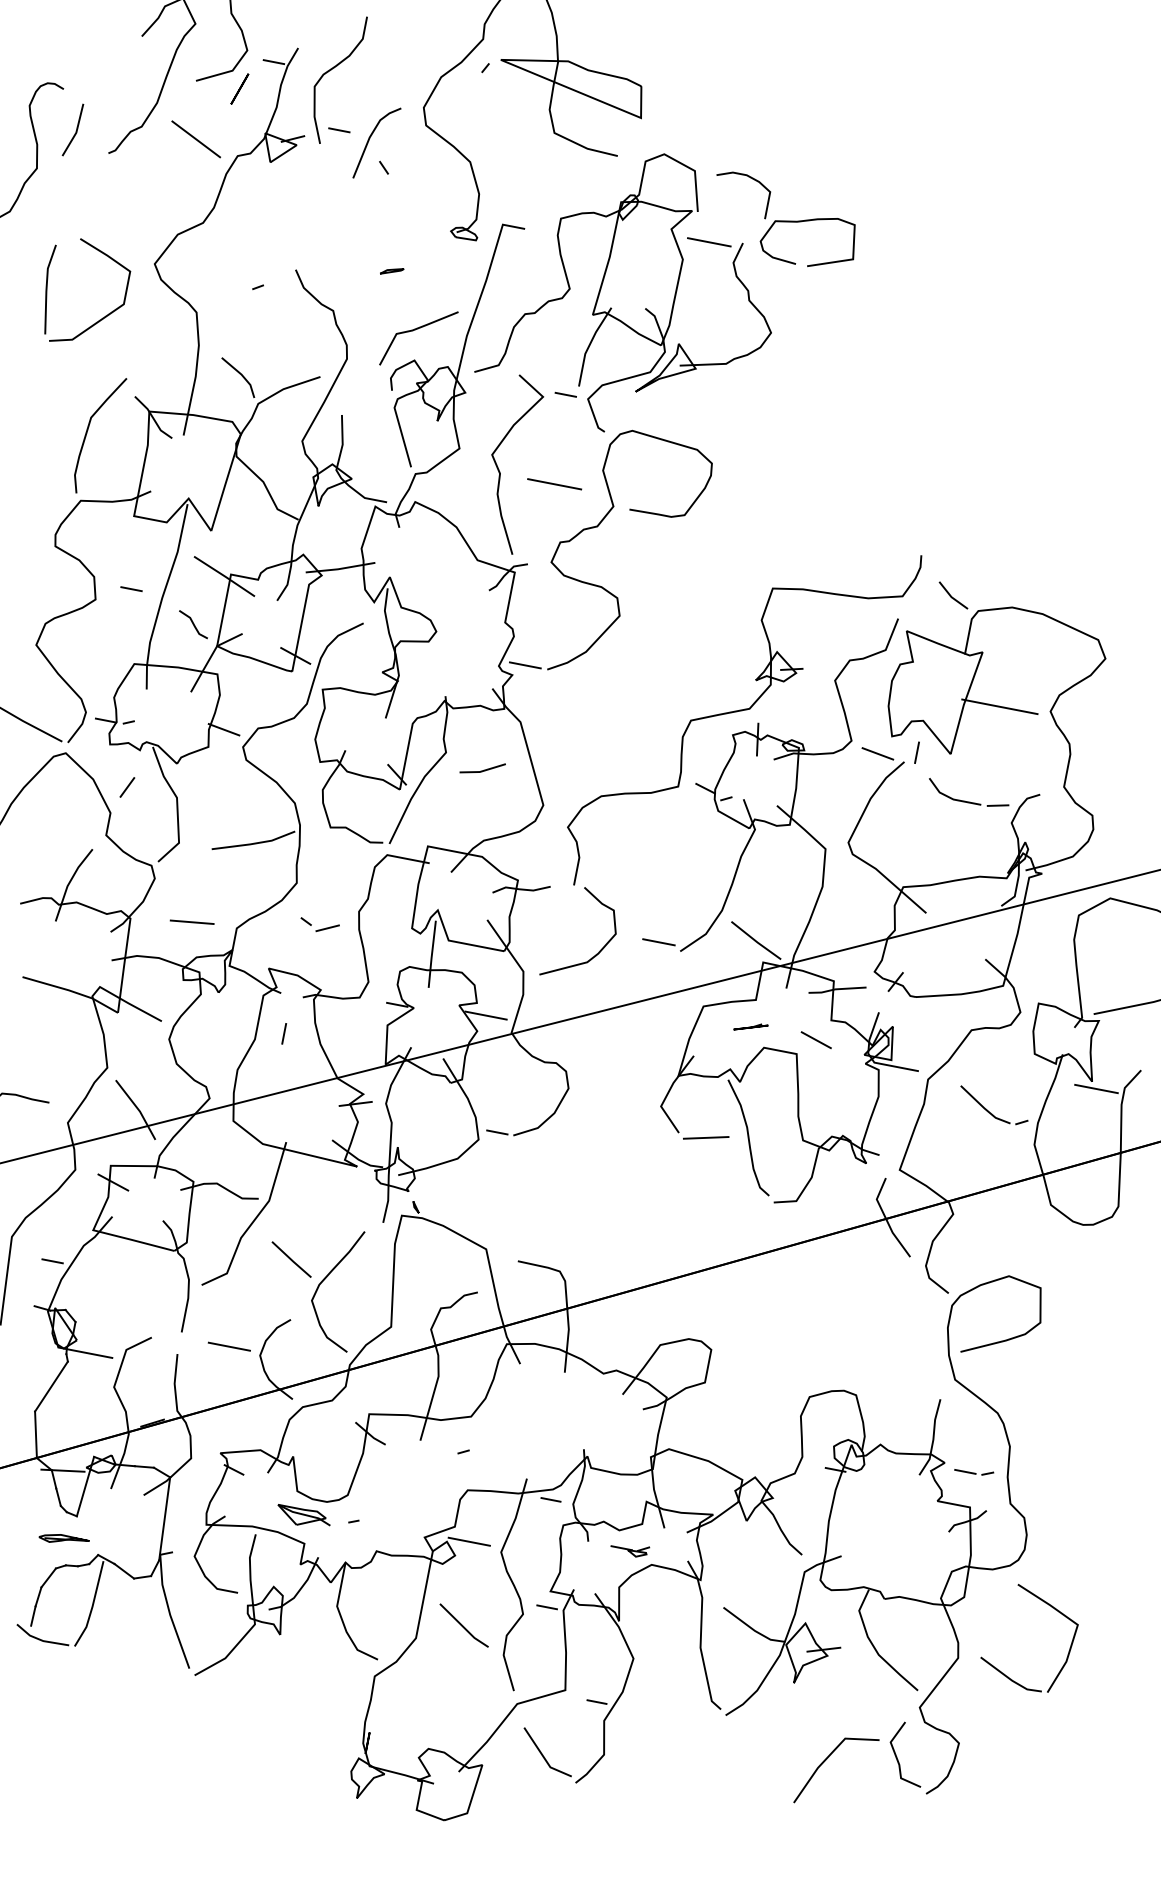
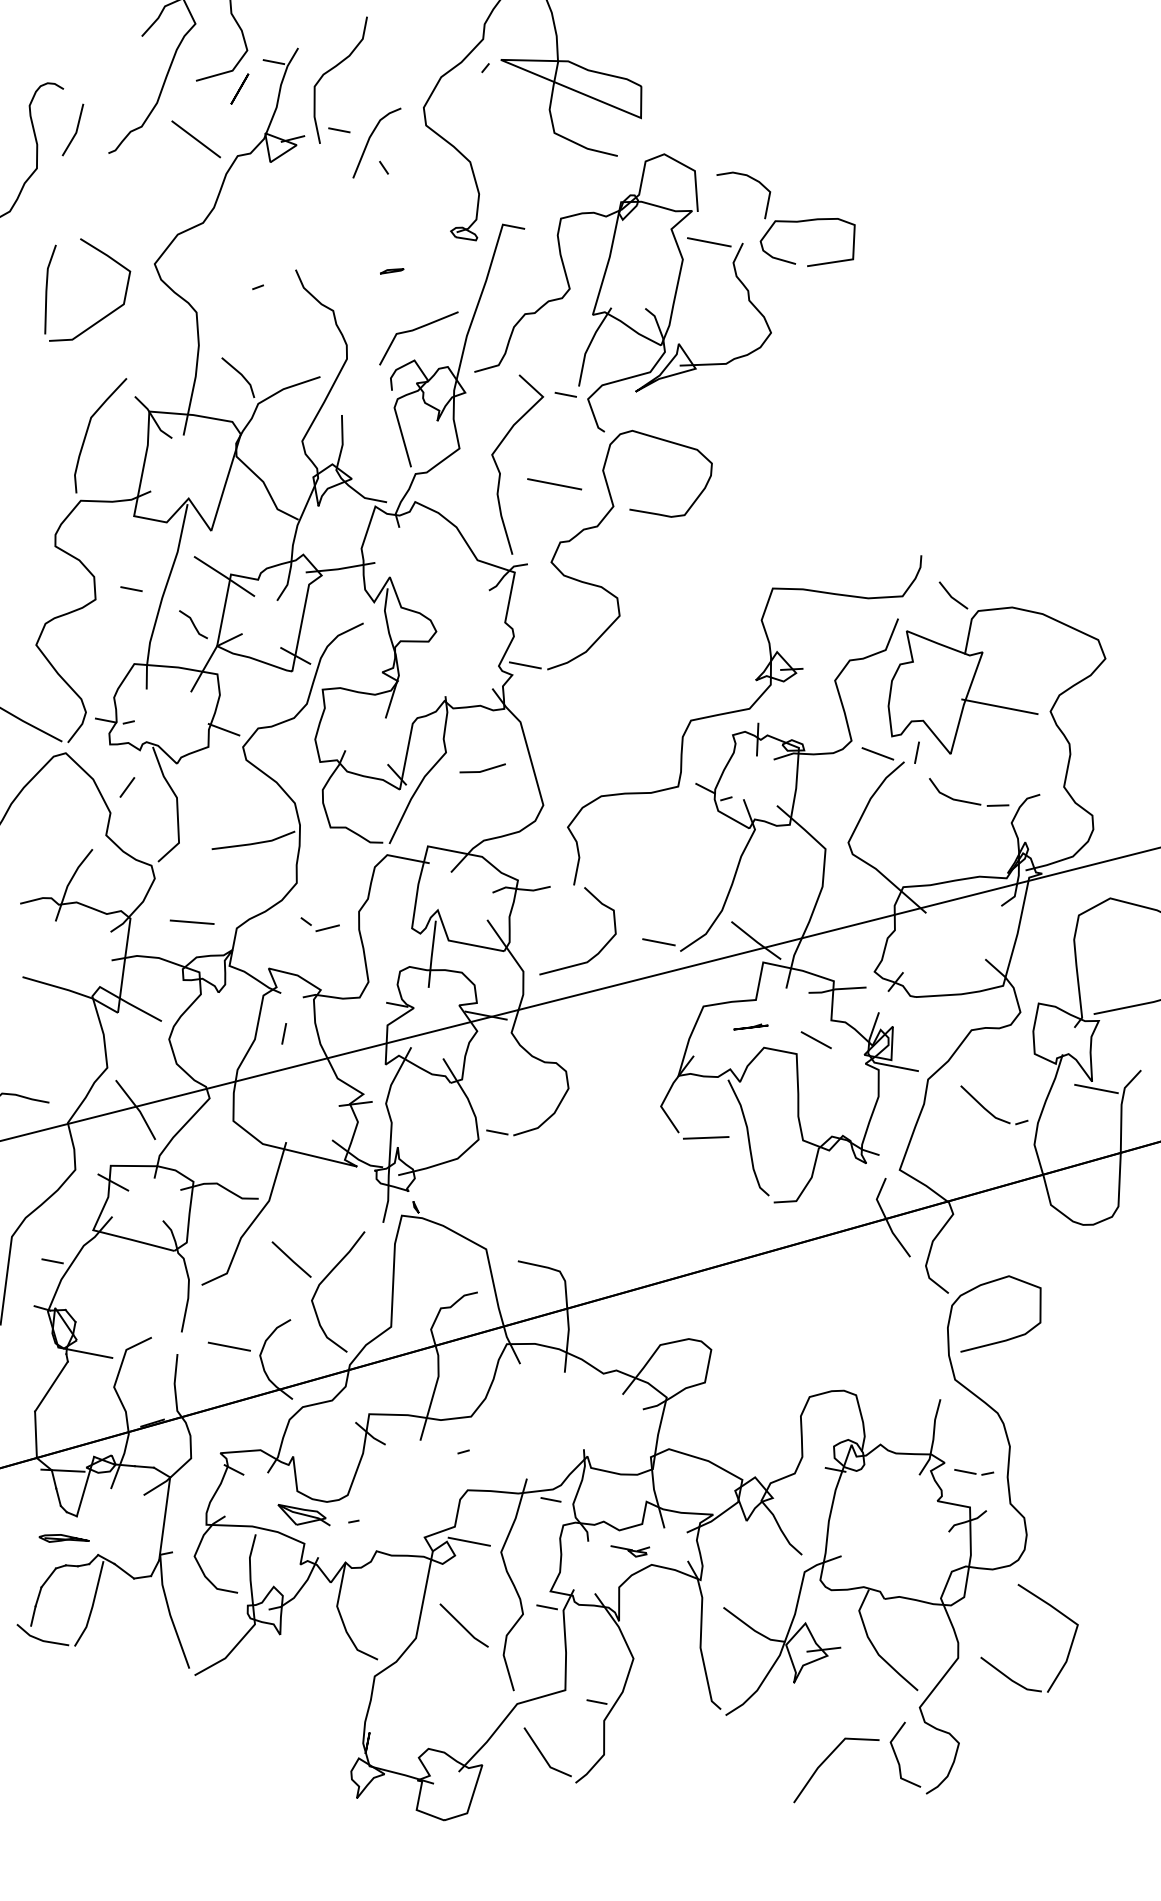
line position: (579, 1016) -> (579, 994) (579, 994)
